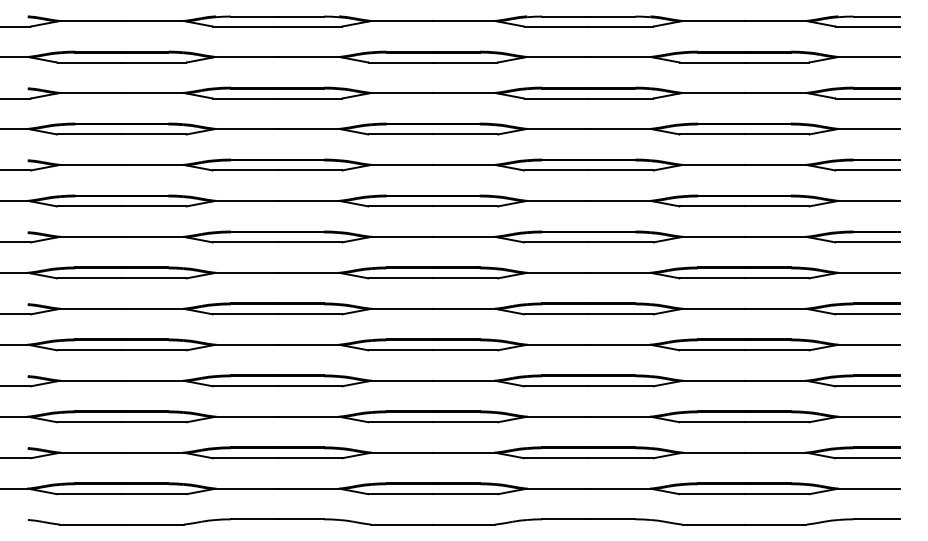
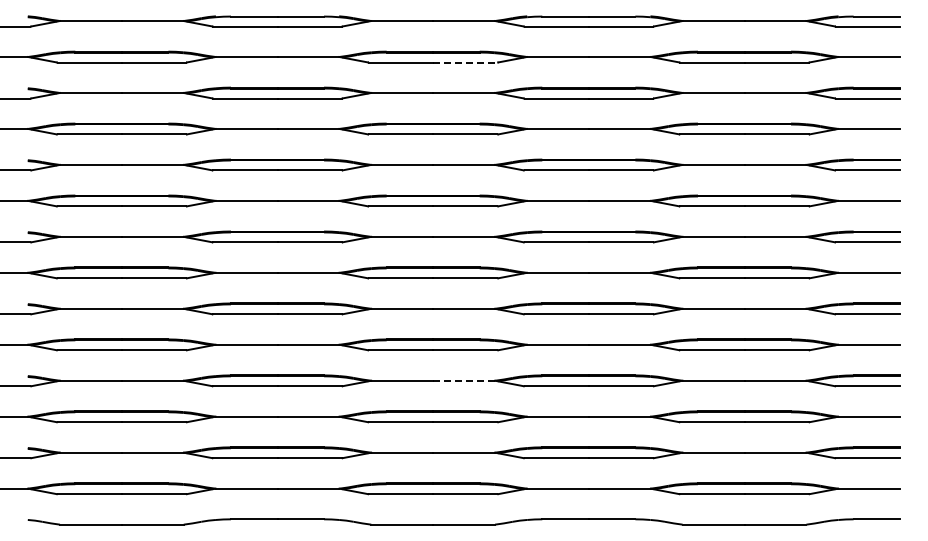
line: solid -> dashed (465, 62)
line: solid -> dashed (464, 380)
